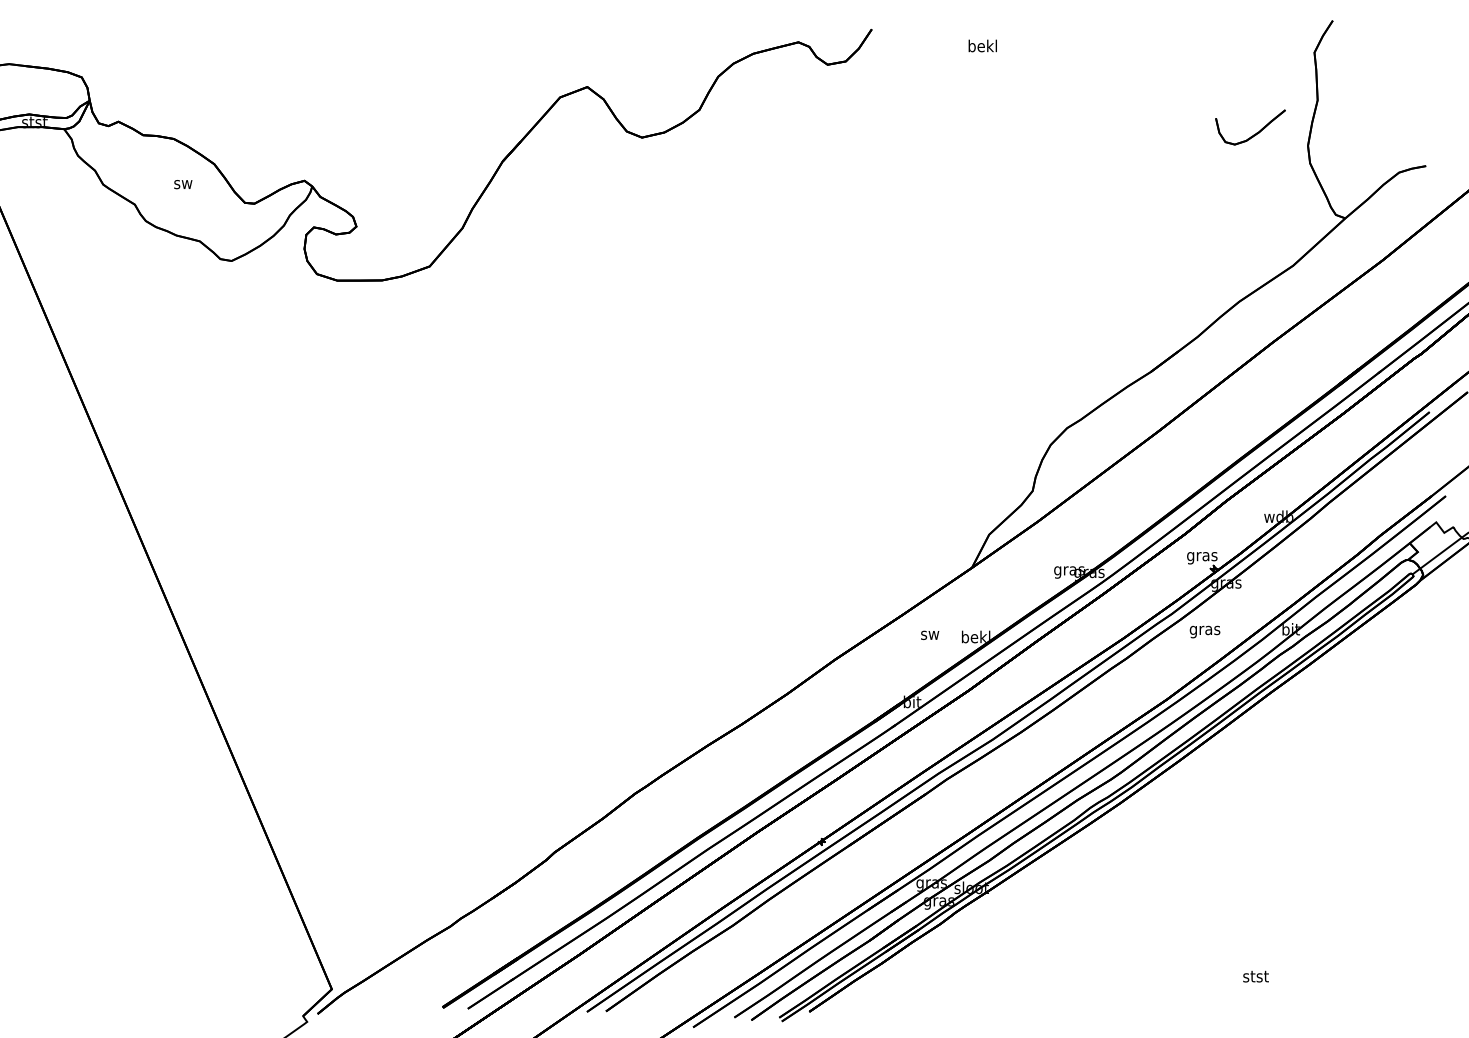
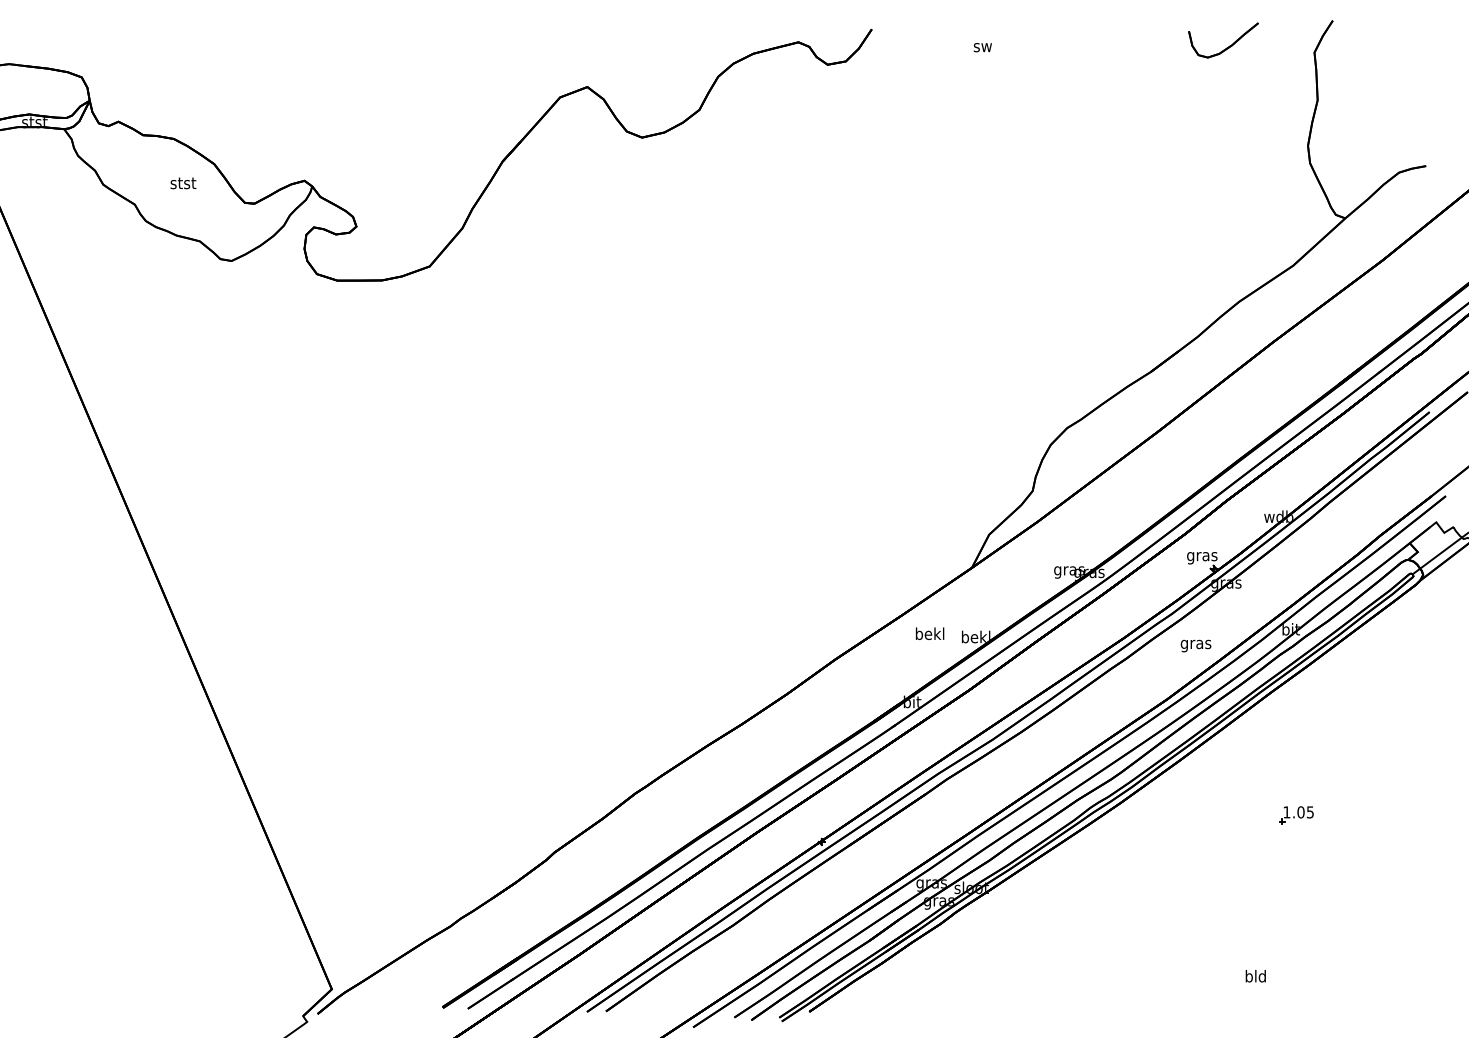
text: bekl -> sw (982, 45)
part position: (1253, 134) -> (1226, 47) (1226, 47)
text: sw -> stst (183, 183)
text position: (1204, 631) -> (1195, 645) (1195, 645)
text: sw -> bekl (929, 633)
part: none -> present (1296, 815)
text: stst -> bld (1255, 976)
